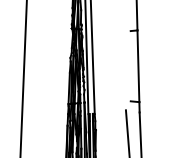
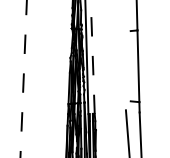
line: solid -> dashed (92, 57)
line: solid -> dashed (23, 78)
